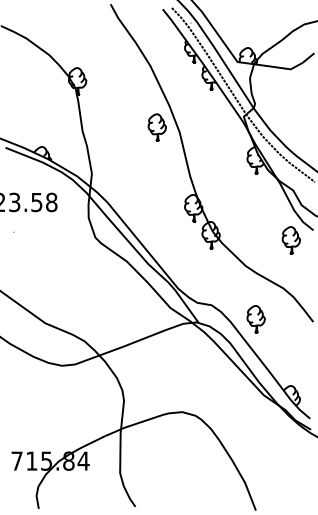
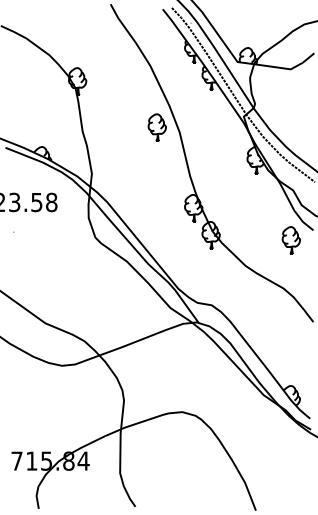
part: present -> none (255, 319)
